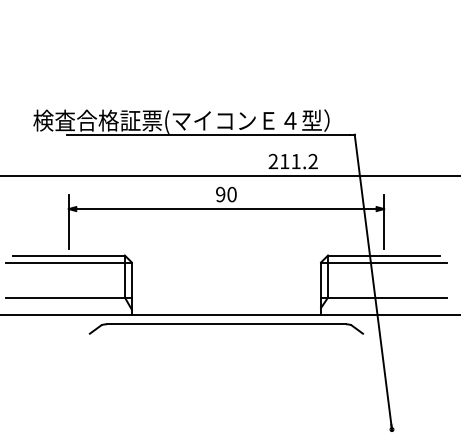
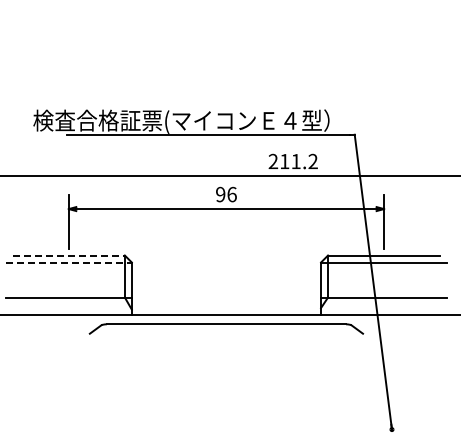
text: 90 -> 96 (231, 194)
line: solid -> dashed (69, 255)
line: solid -> dashed (69, 262)
